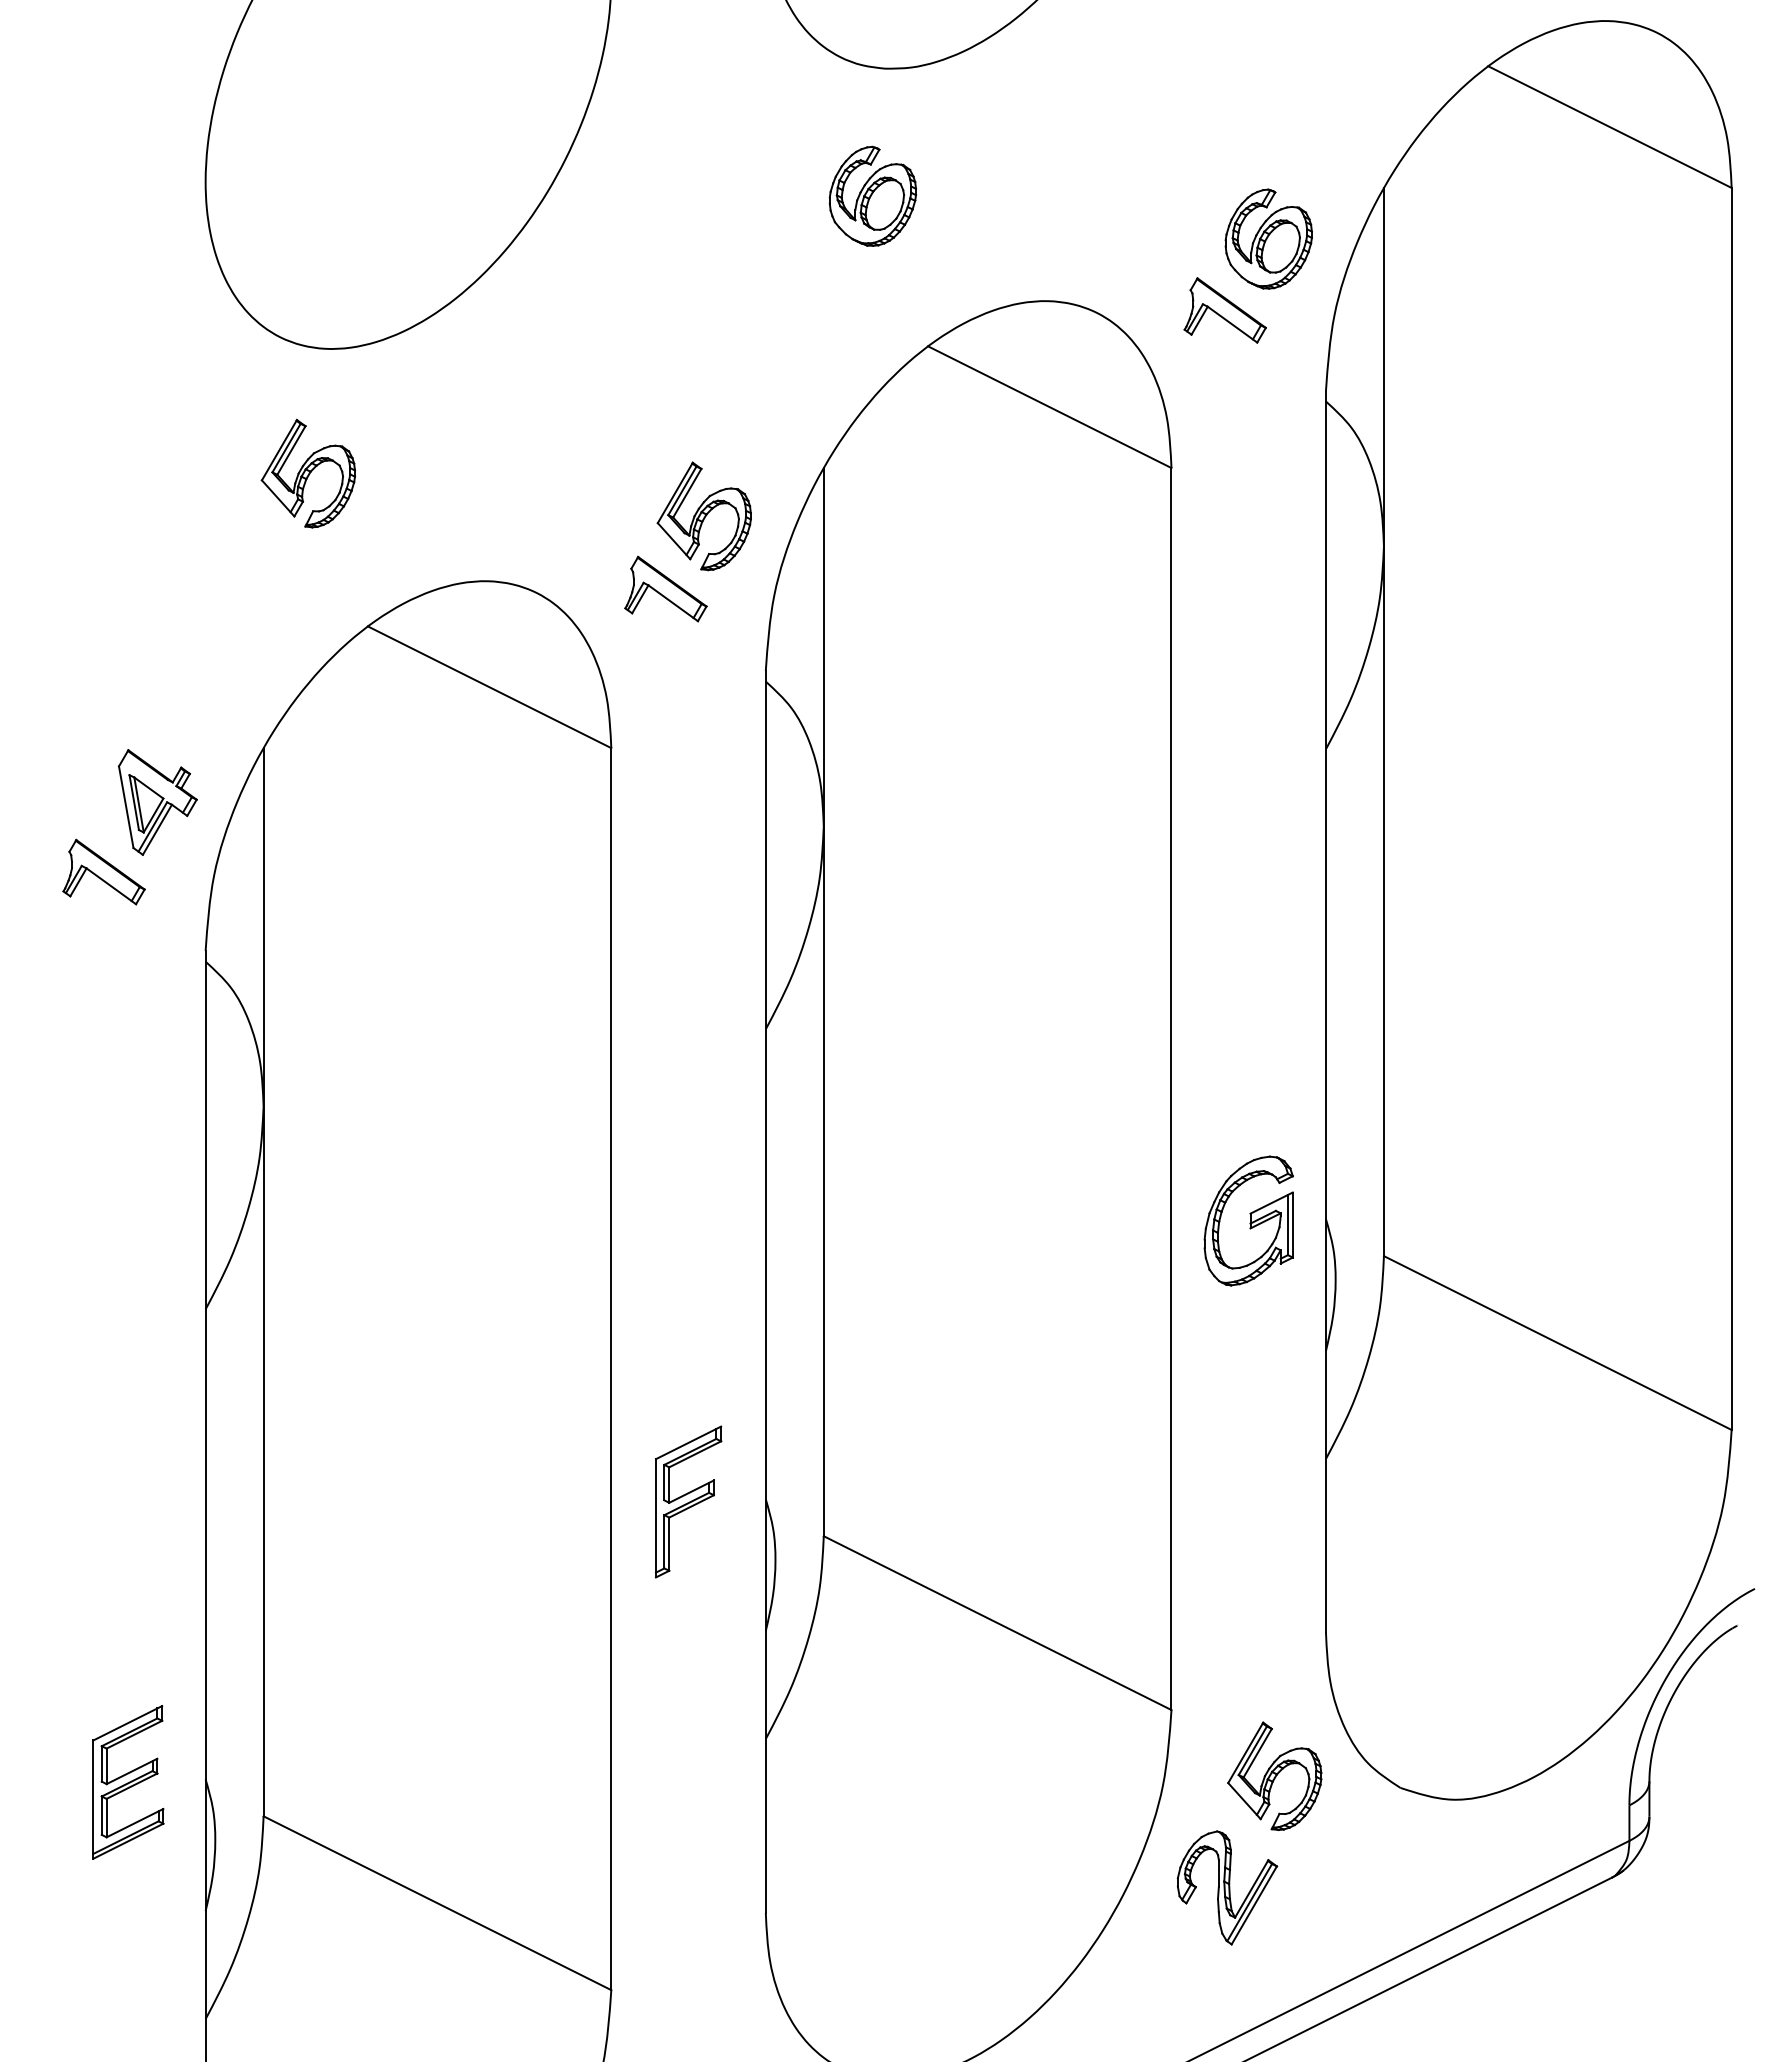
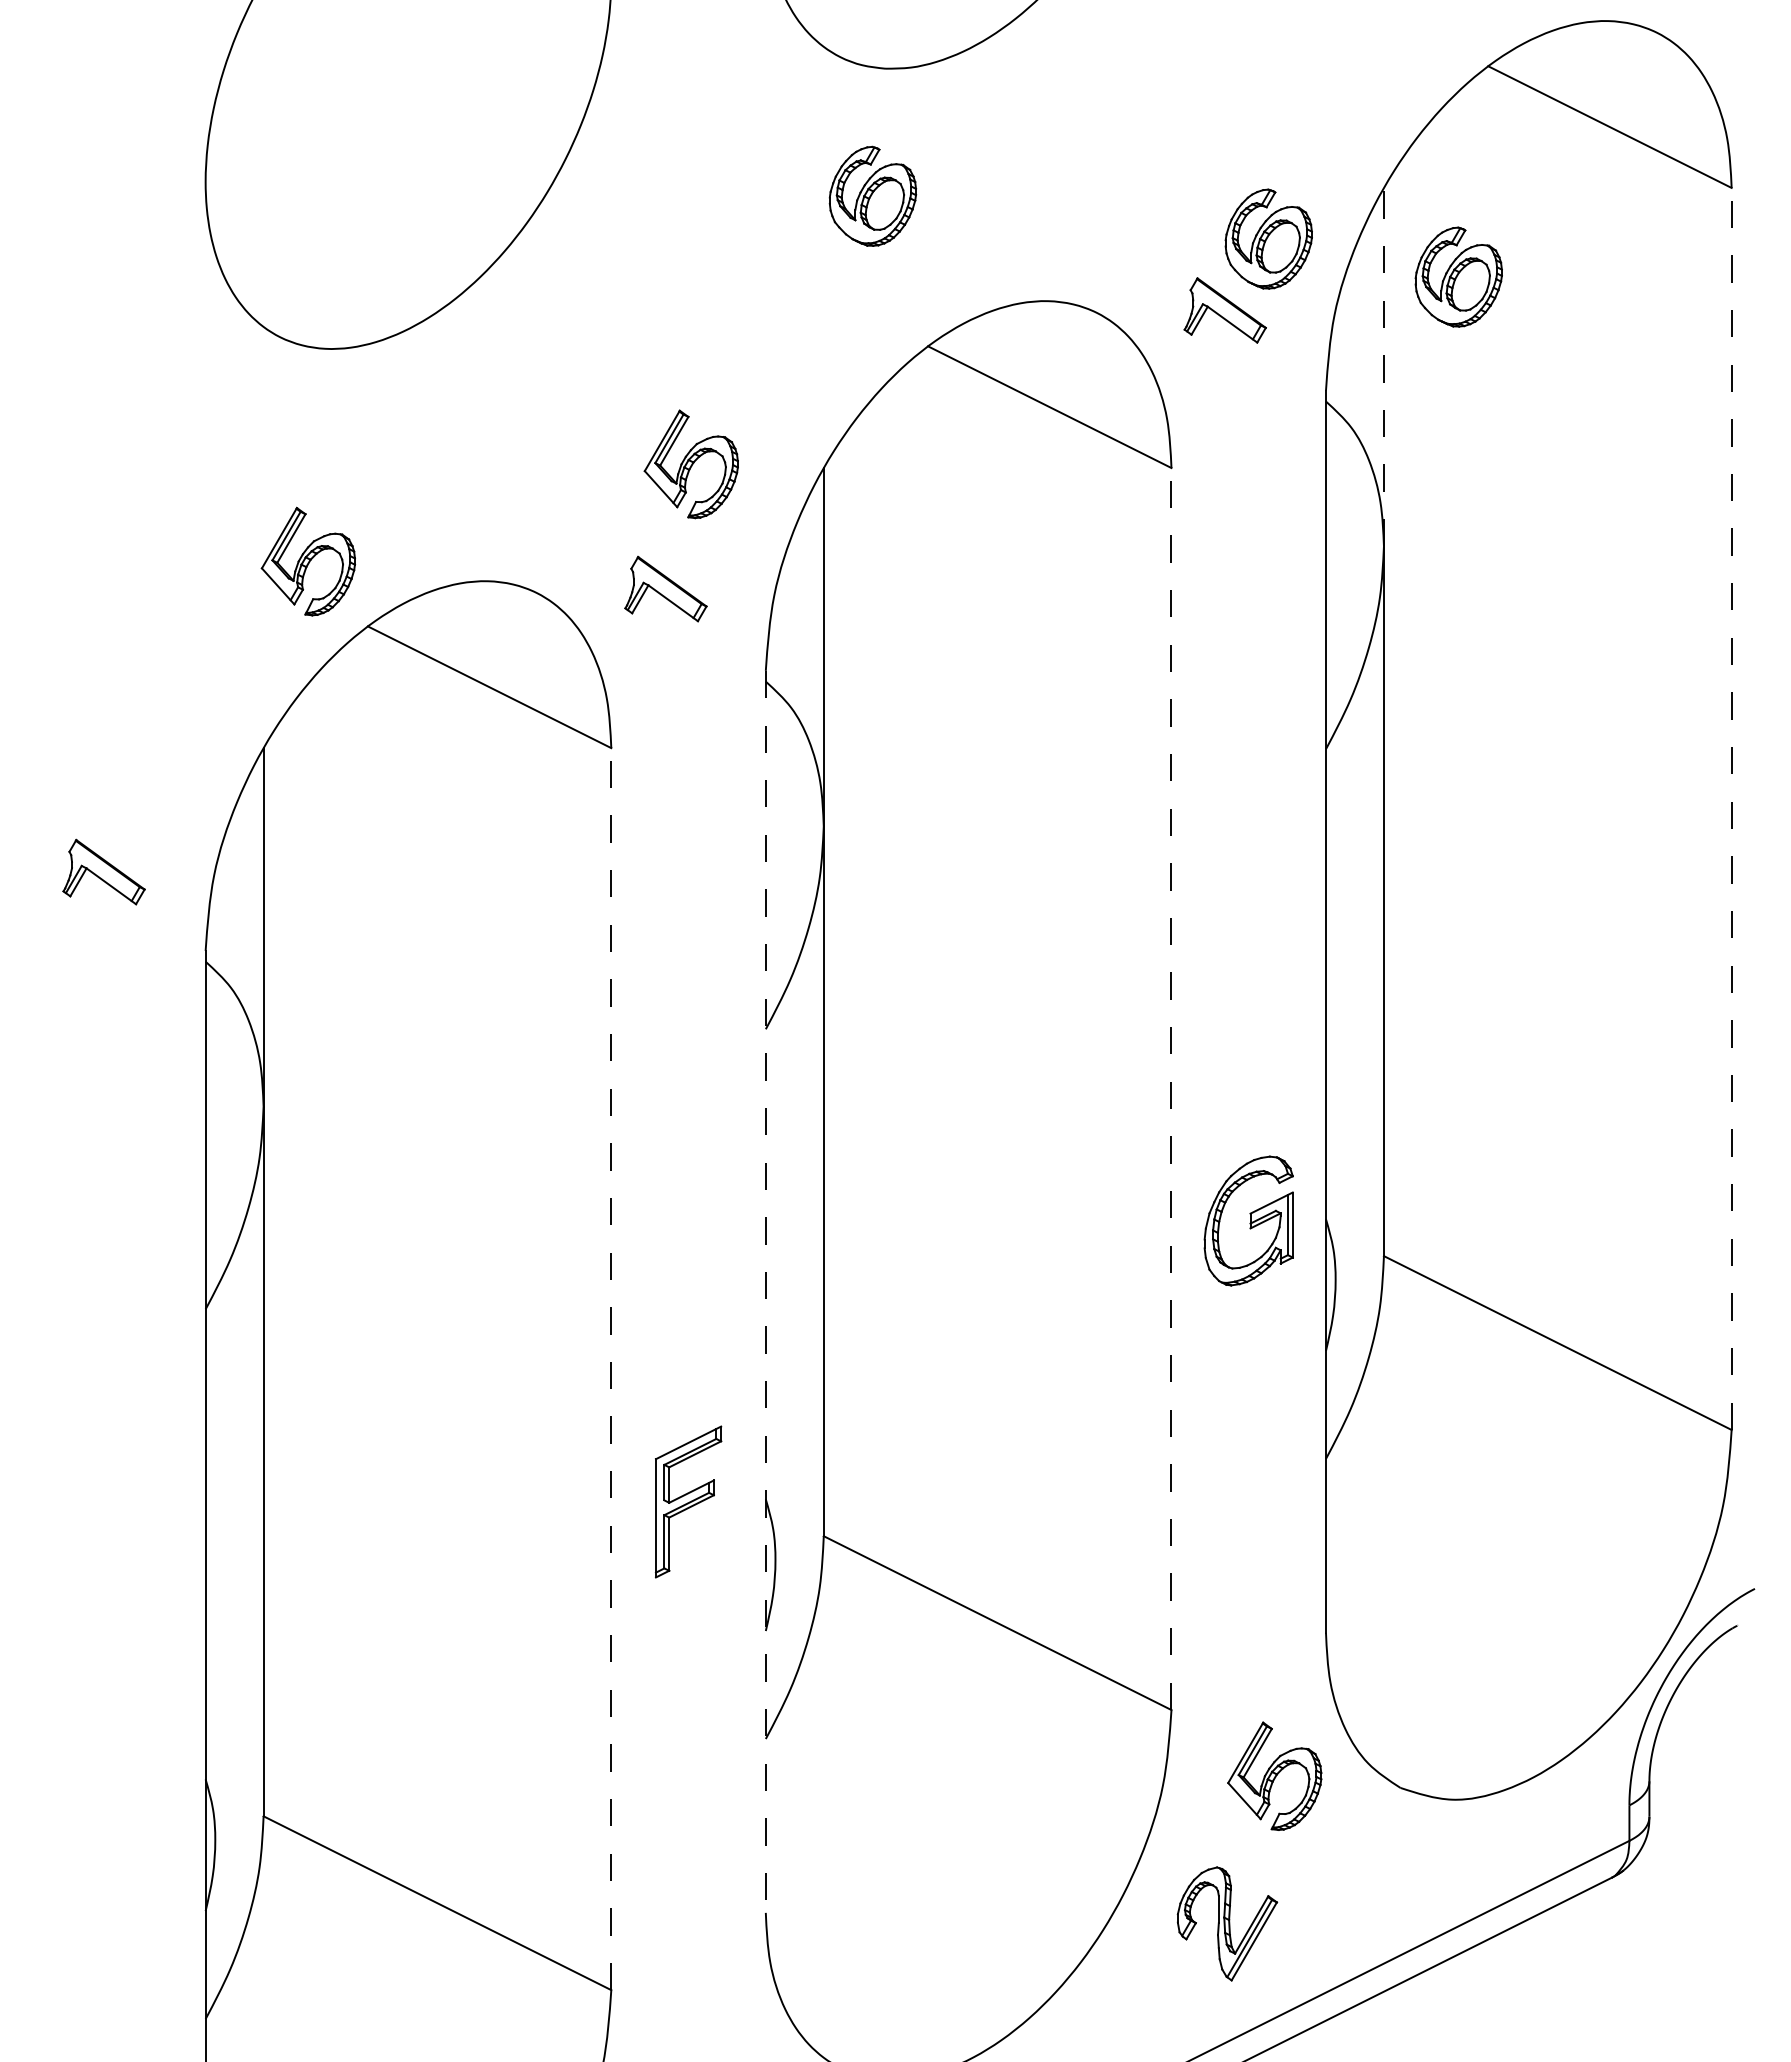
part: none -> present (1458, 276)
line: solid -> dashed (1383, 366)
part position: (308, 473) -> (308, 561) (308, 561)
part position: (703, 516) -> (690, 464) (690, 464)
part: present -> none (157, 802)
line: solid -> dashed (1731, 808)
line: solid -> dashed (1171, 1088)
line: solid -> dashed (765, 1292)
line: solid -> dashed (611, 1368)
part: present -> none (128, 1782)
part position: (1227, 1887) -> (1227, 1923) (1227, 1923)
